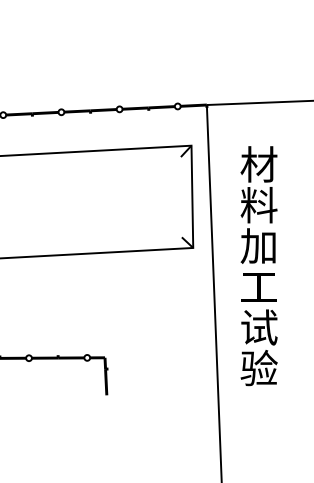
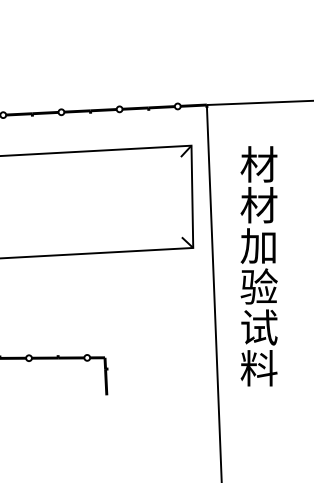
text: 料 -> 材 (258, 205)
text: 工 -> 验 (258, 286)
text: 验 -> 料 (258, 368)
